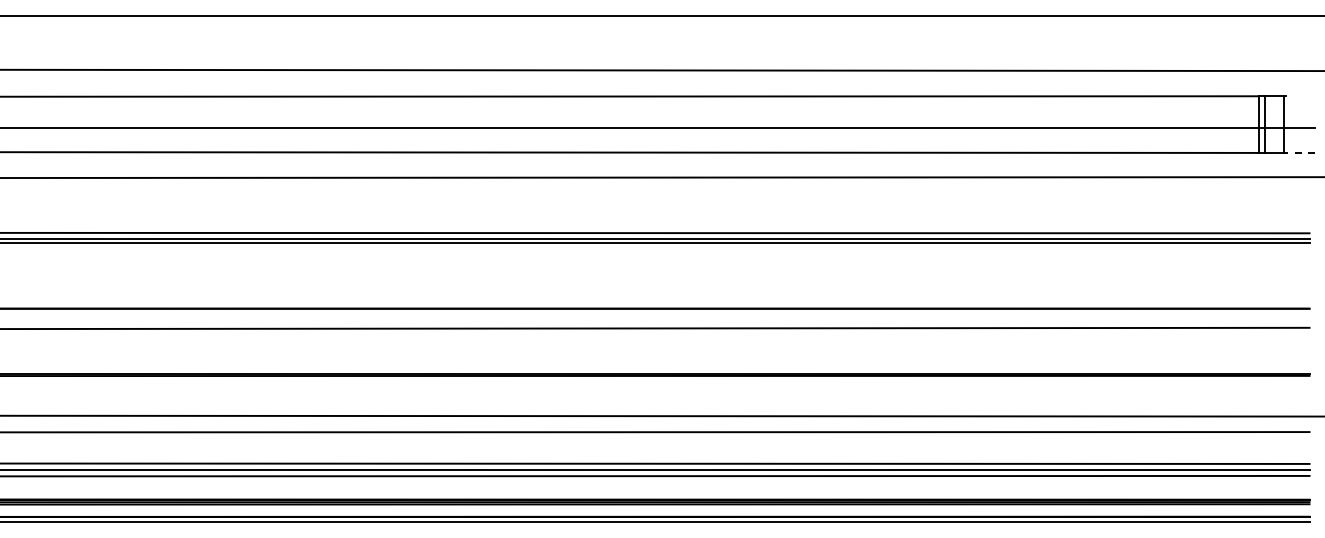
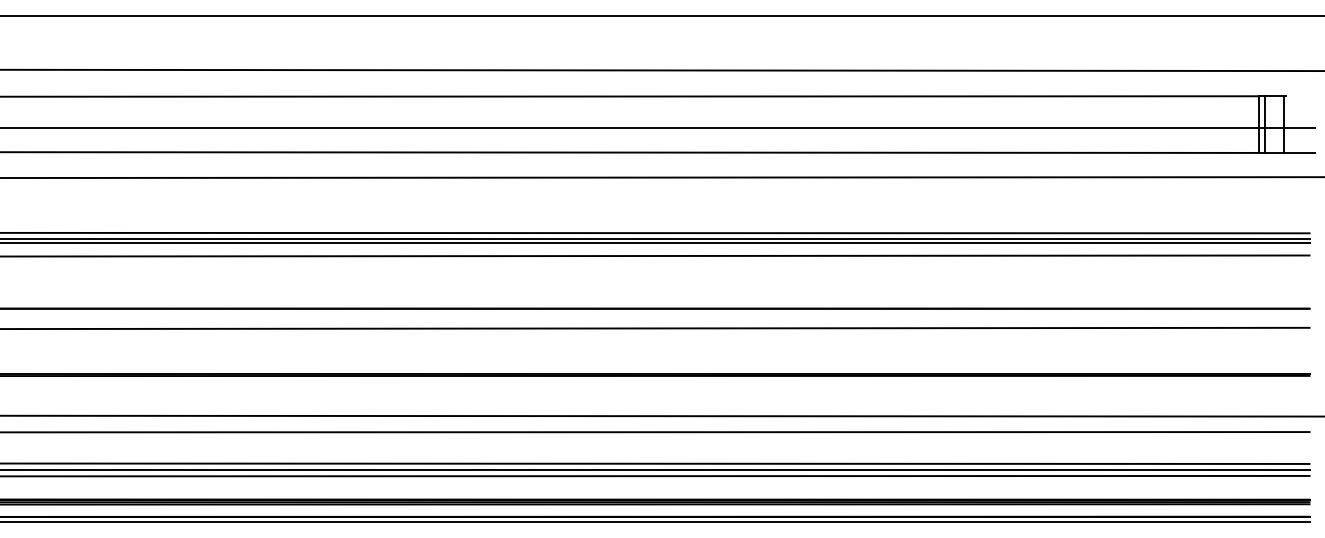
line: dashed -> solid (1299, 152)
line: none -> present (655, 255)
